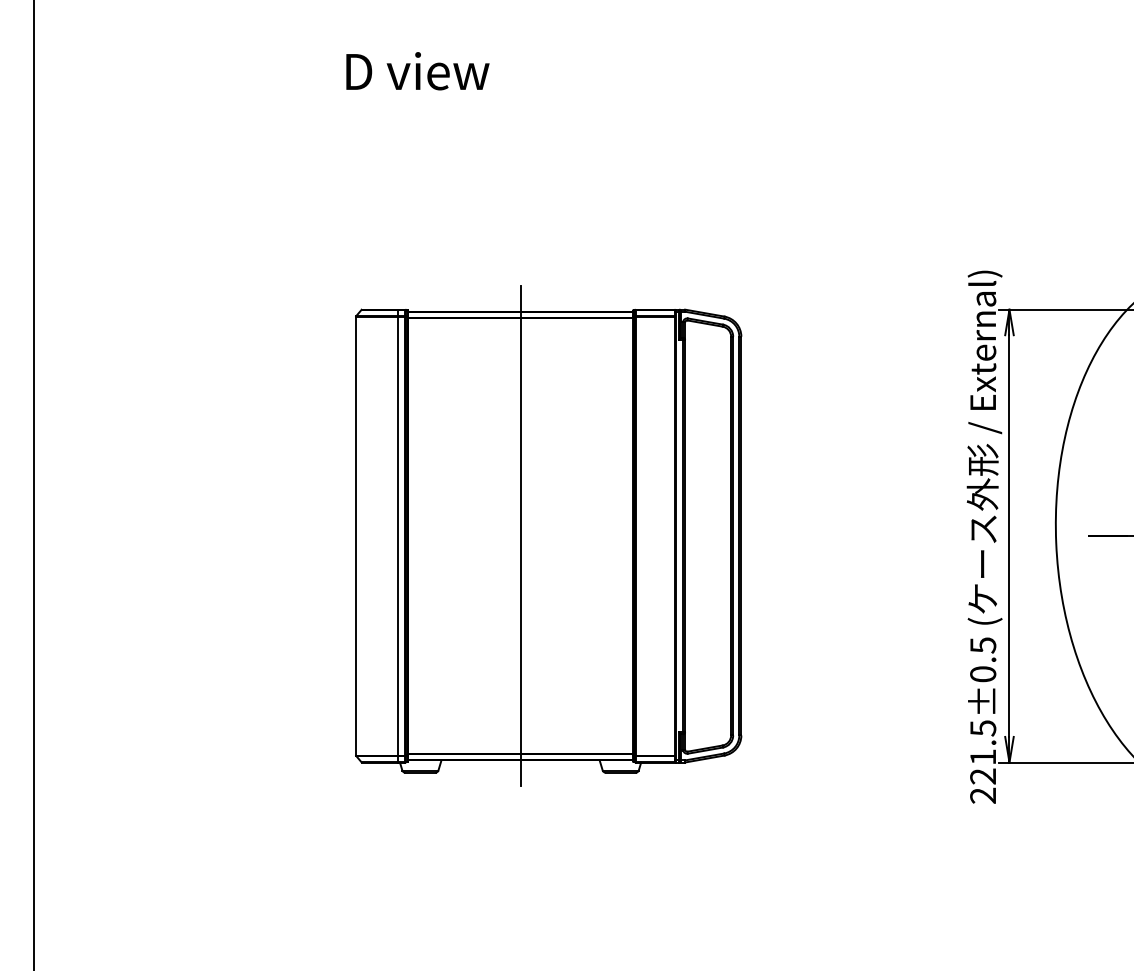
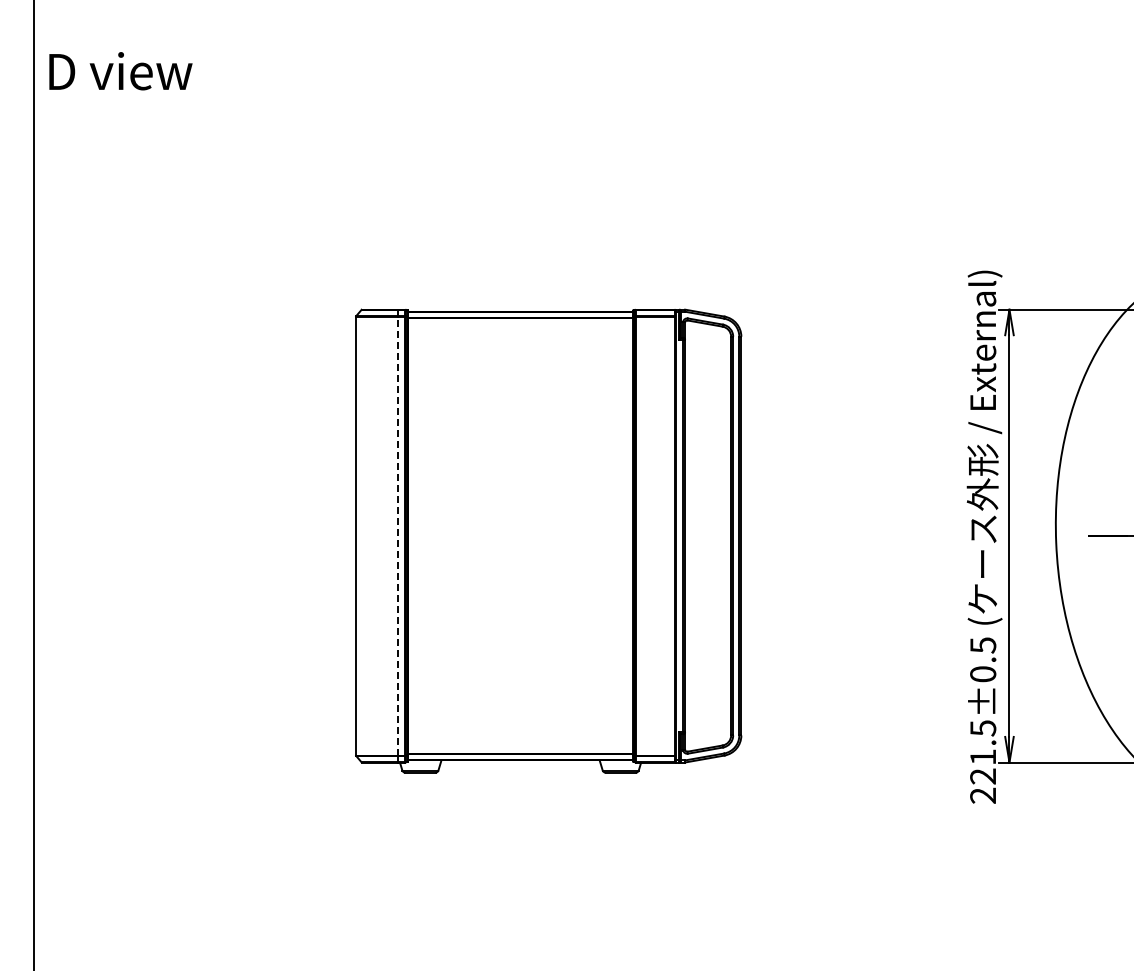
text position: (417, 71) -> (120, 71) (120, 71)
line: solid -> dashed (397, 535)
line: present -> none (520, 536)
